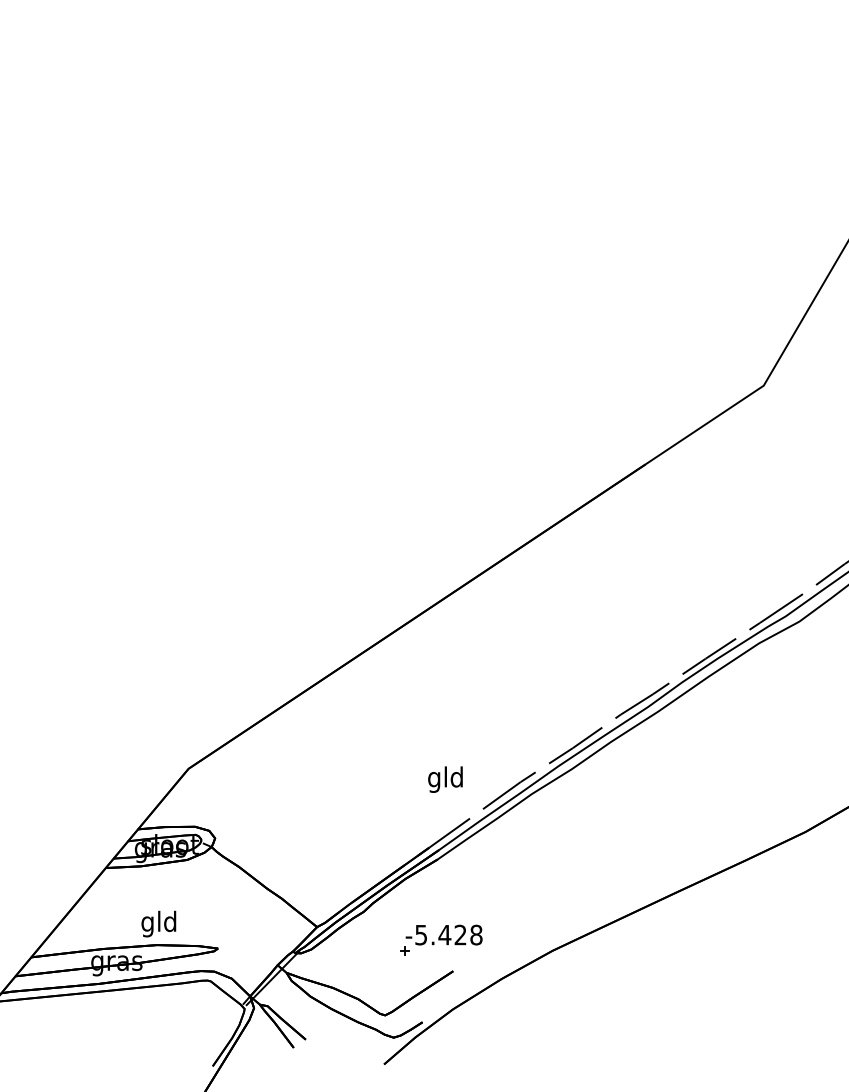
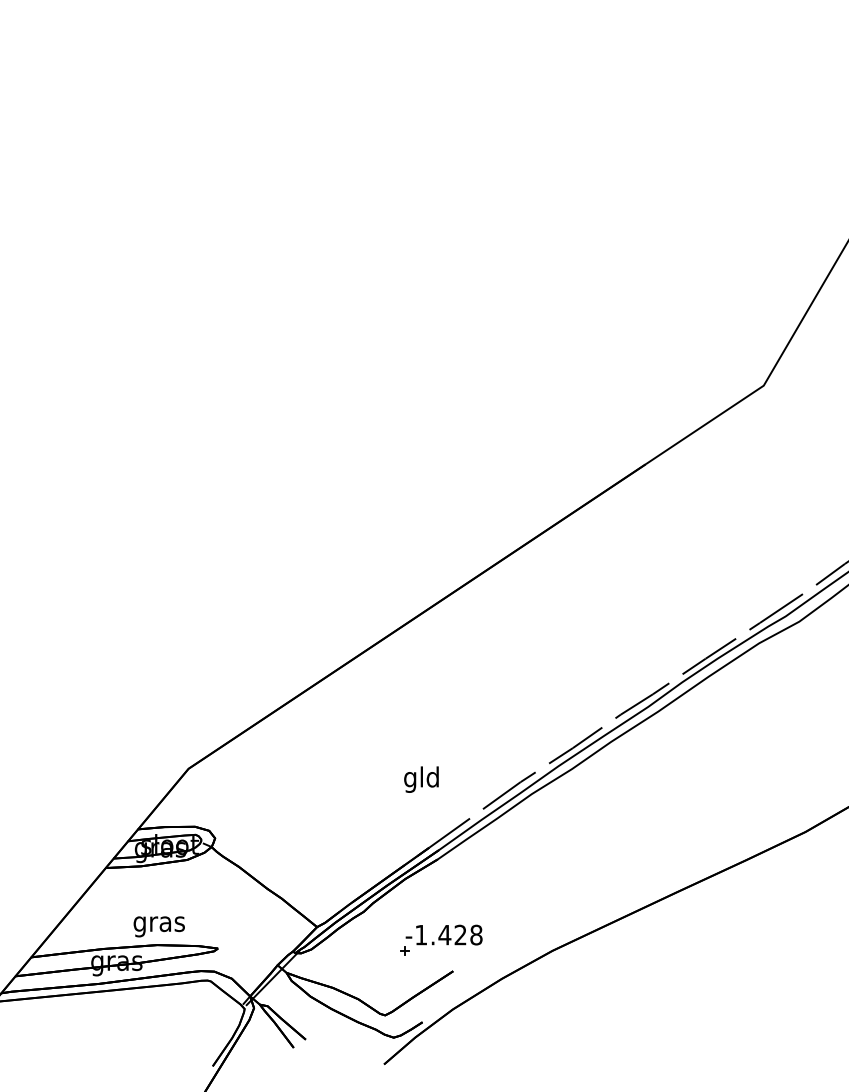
text position: (445, 779) -> (421, 779) (421, 779)
text: gld -> gras (158, 923)
text: -5.428 -> -1.428 (420, 935)
